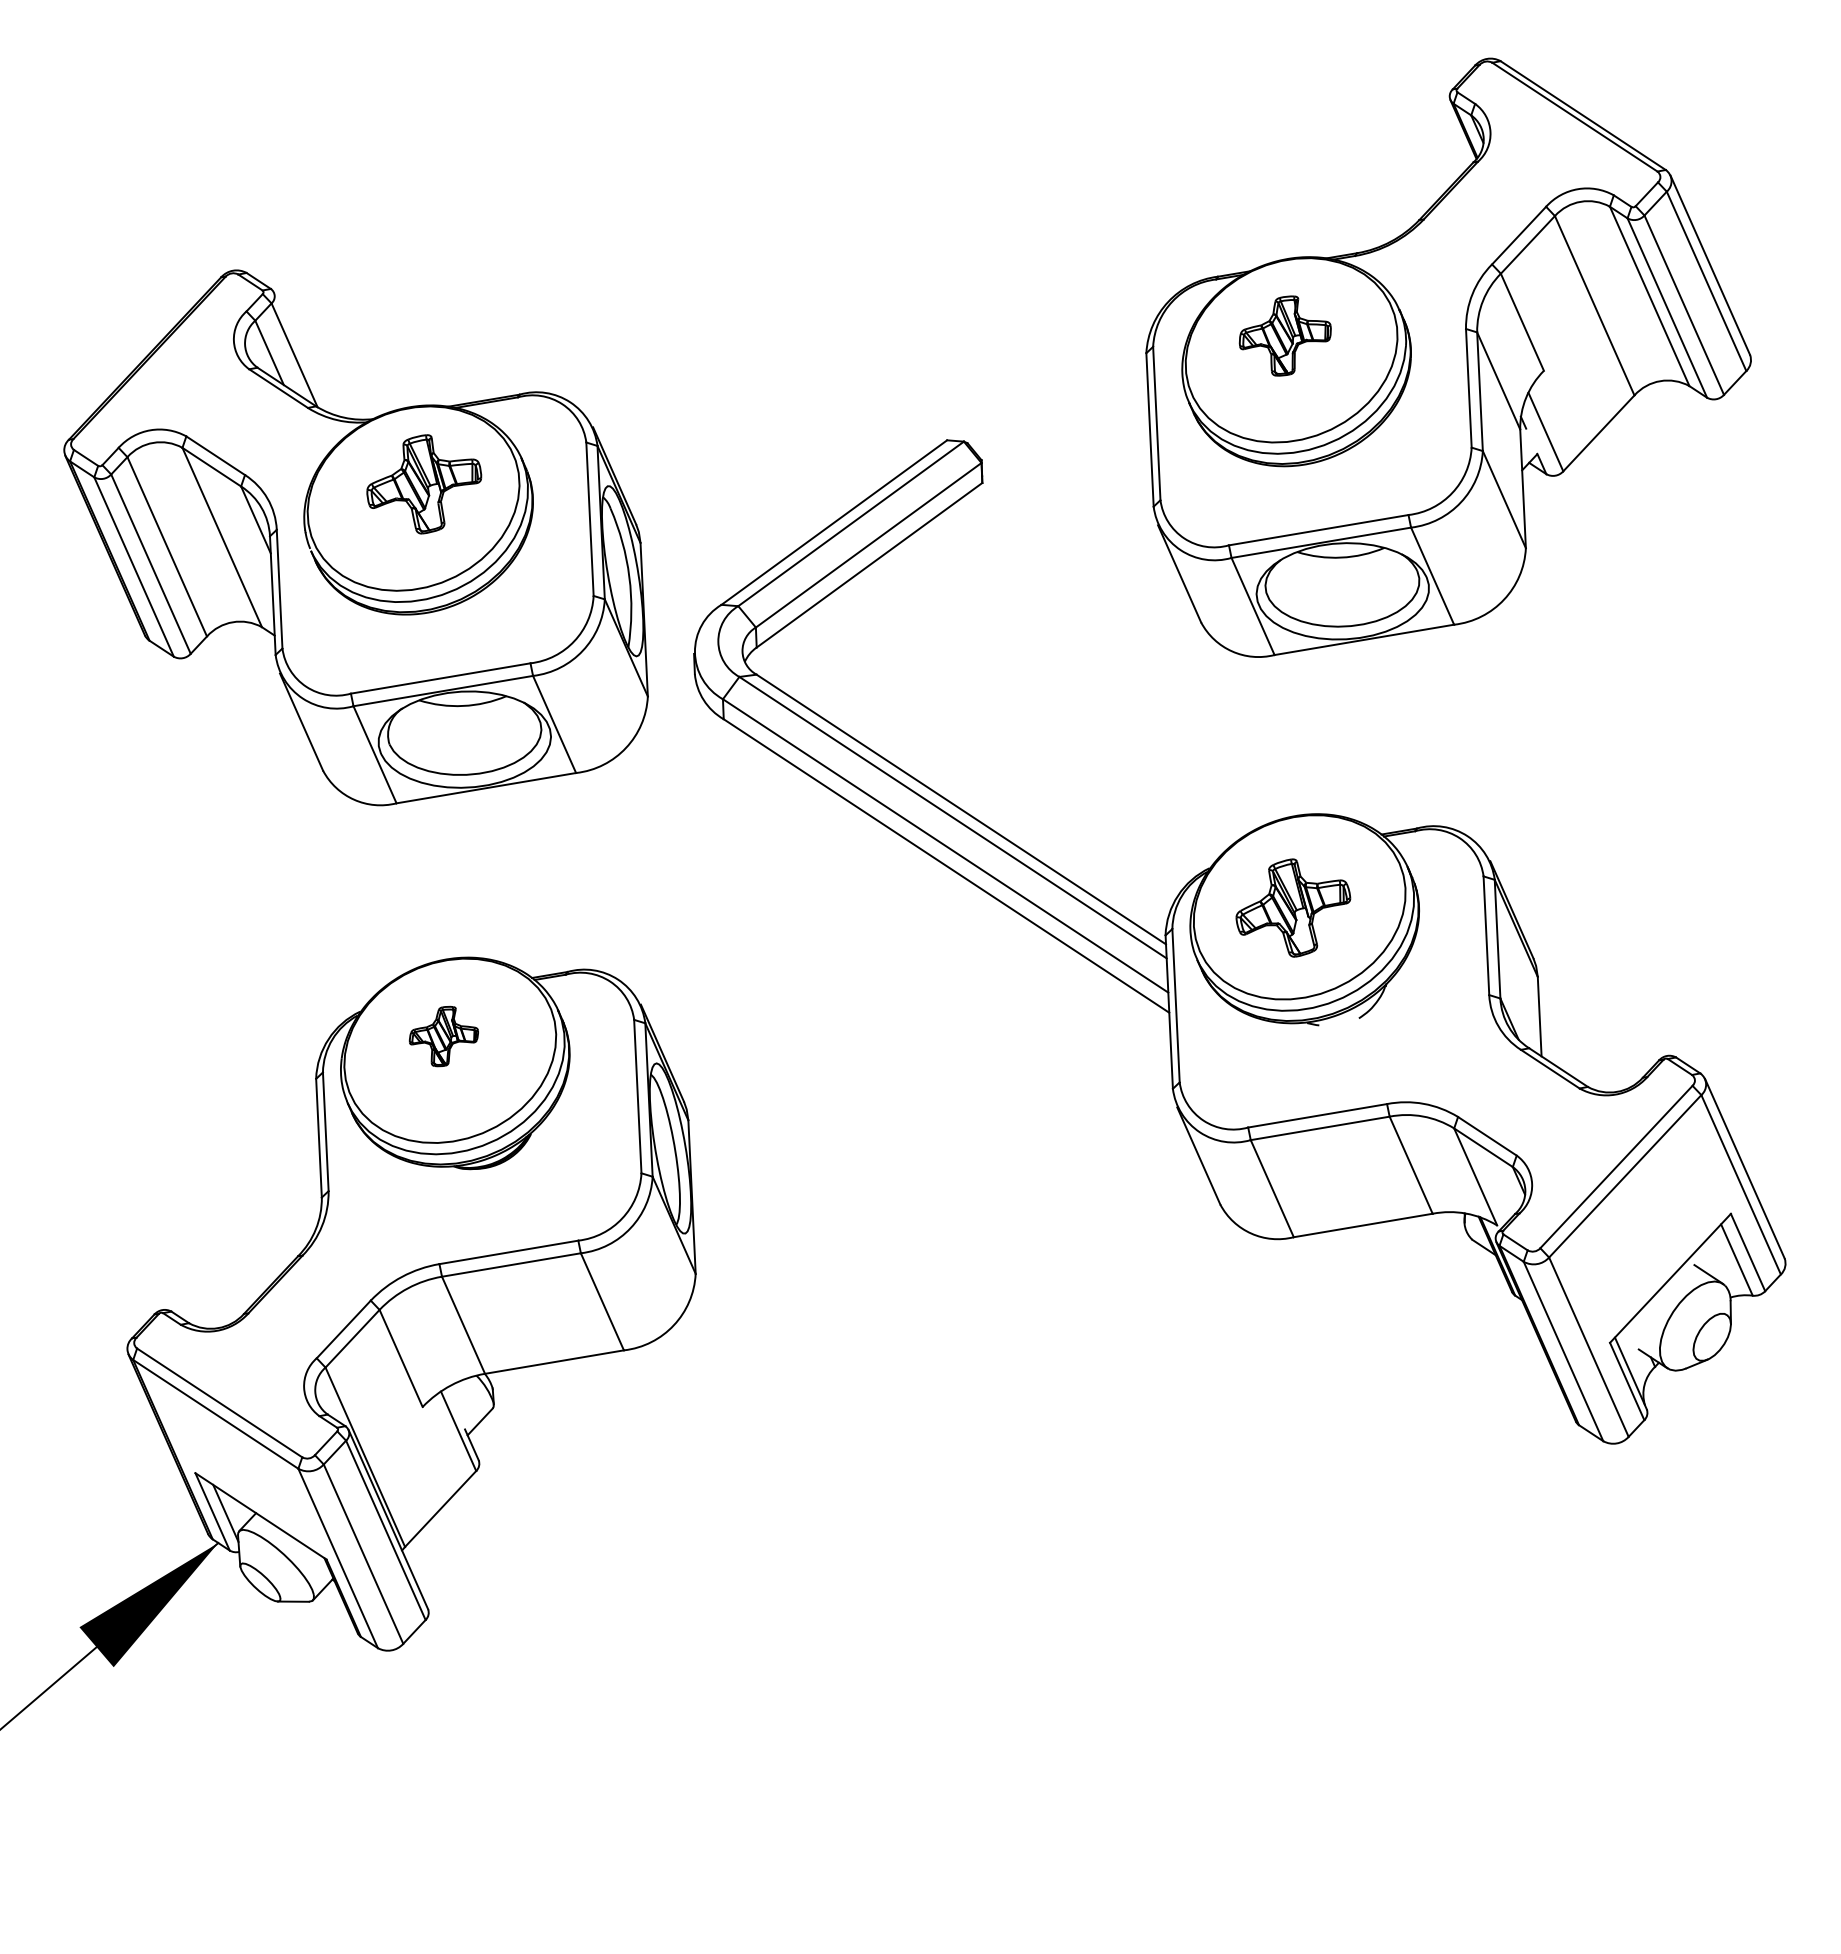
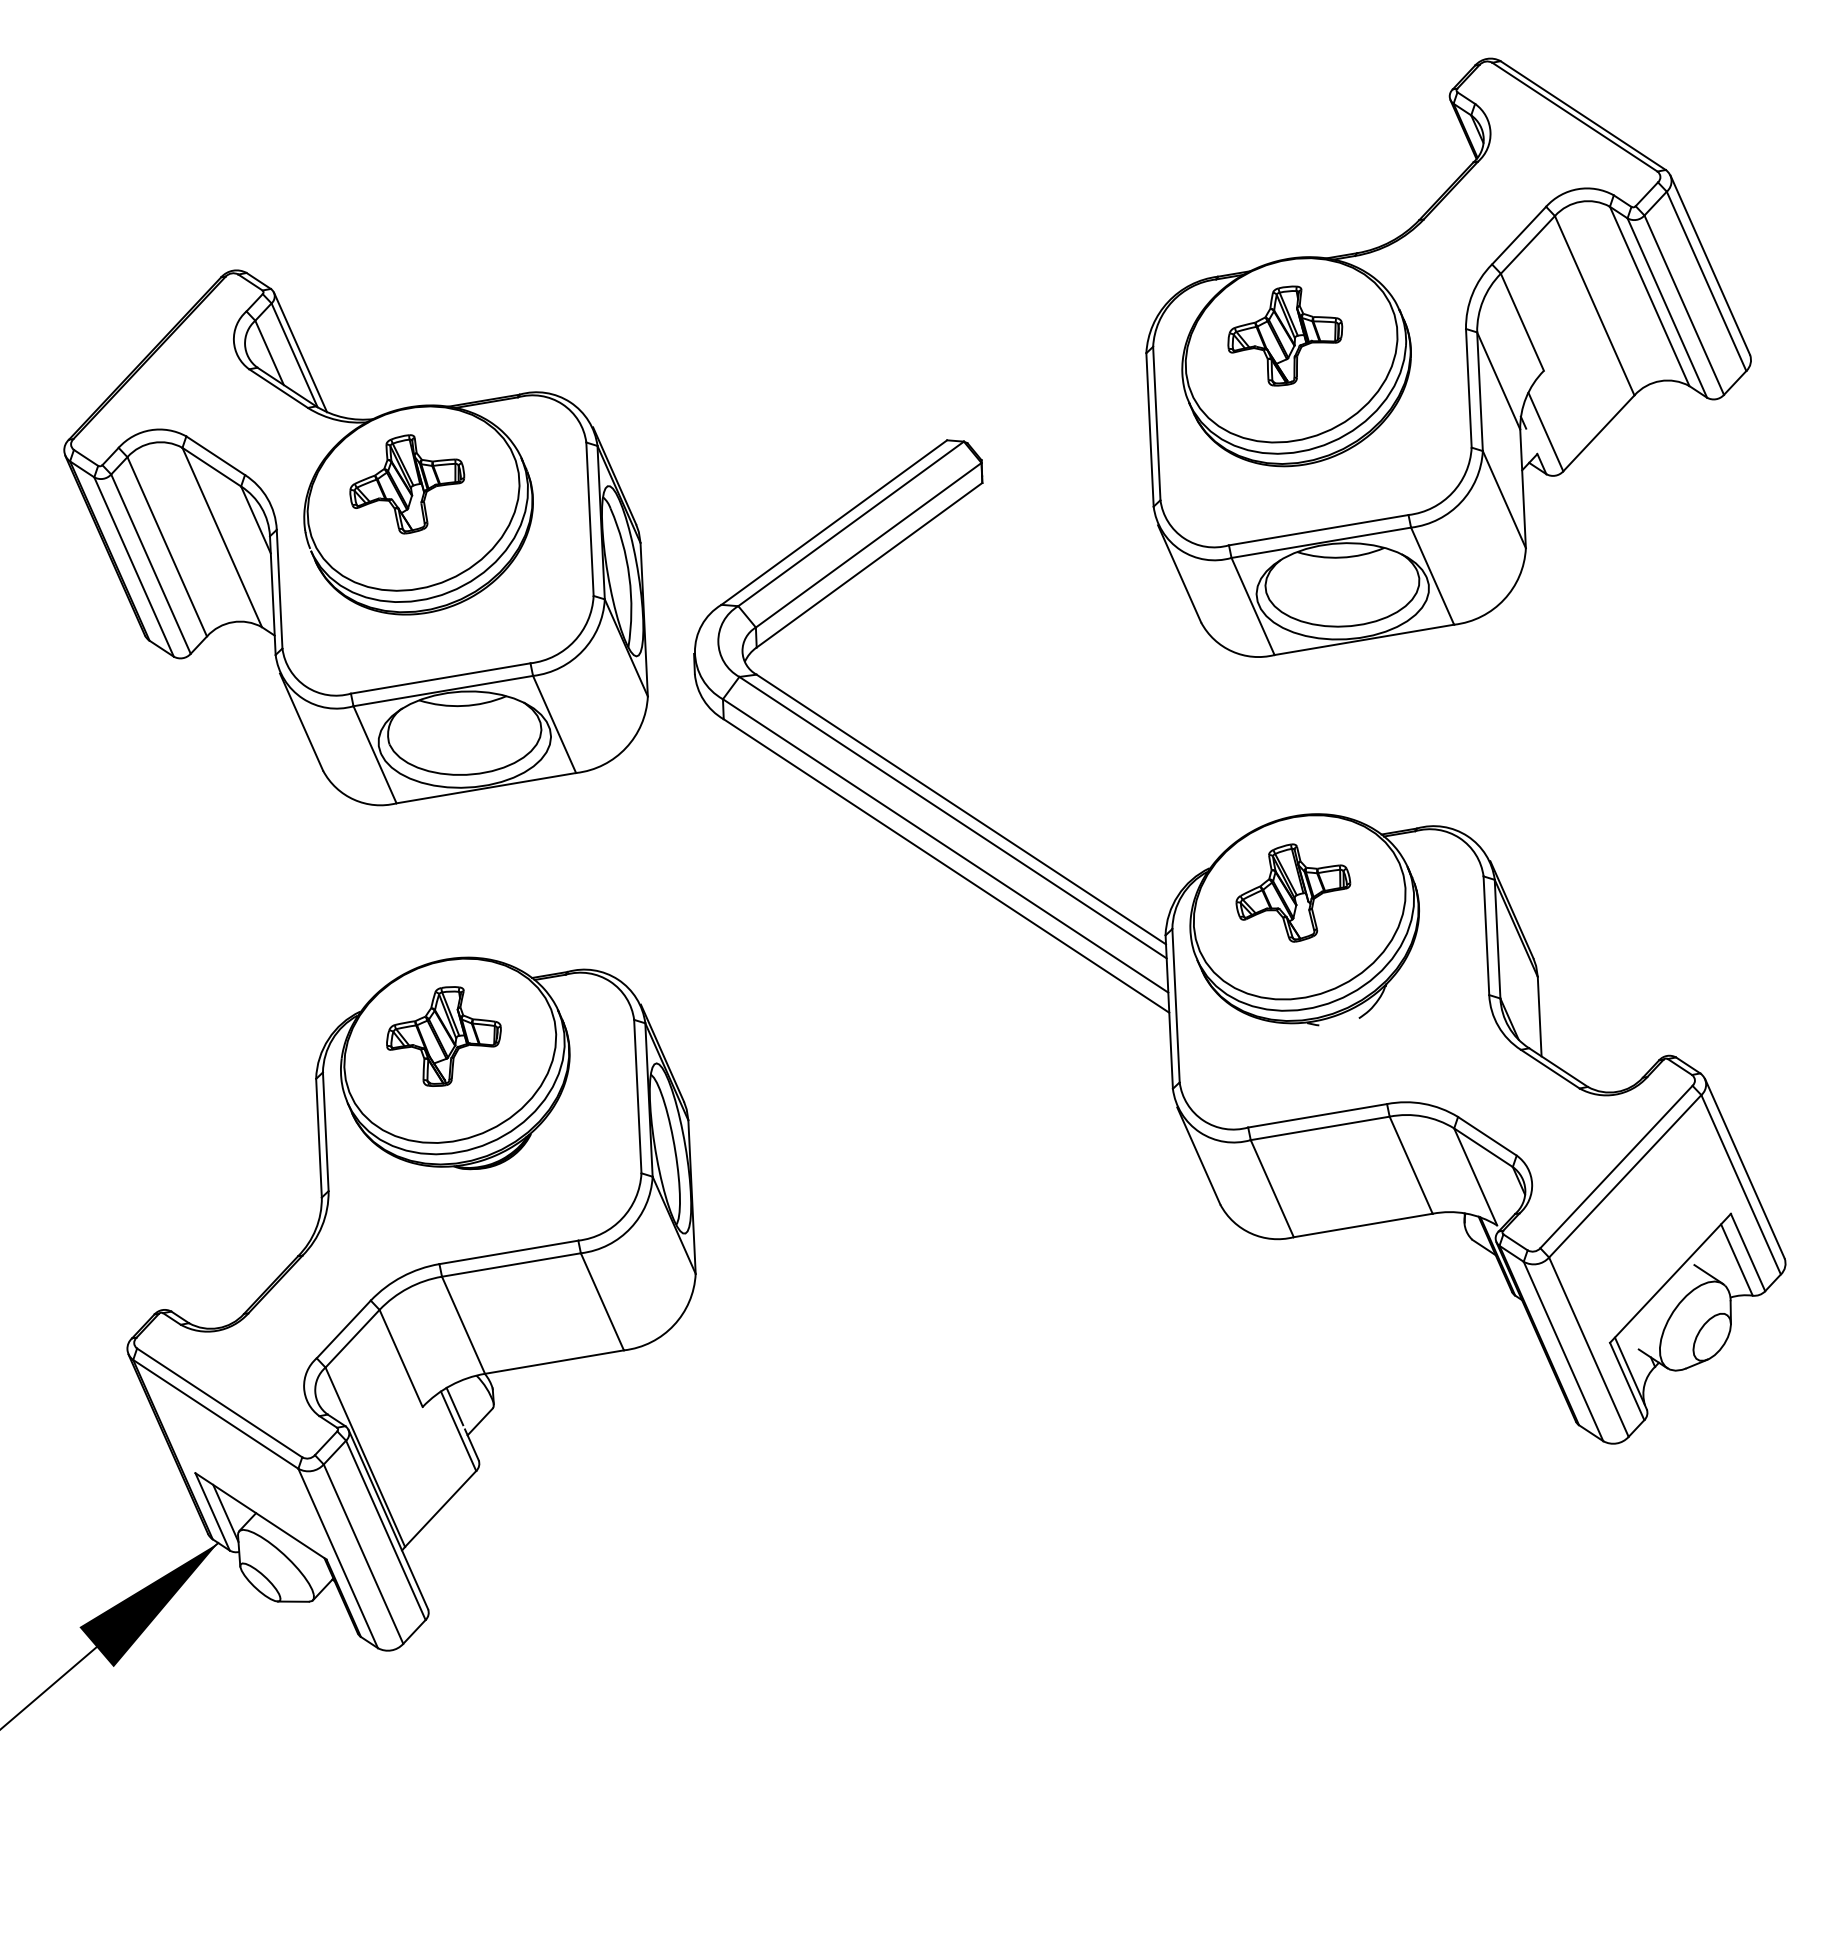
part size: 94x82 px -> 117x102 px (1285, 335)
line: none -> present (300, 352)
part position: (424, 484) -> (407, 484) (407, 484)
part position: (1293, 907) -> (1293, 892) (1293, 892)
part size: 71x63 px -> 116x101 px (443, 1036)
line: none -> present (454, 1406)
